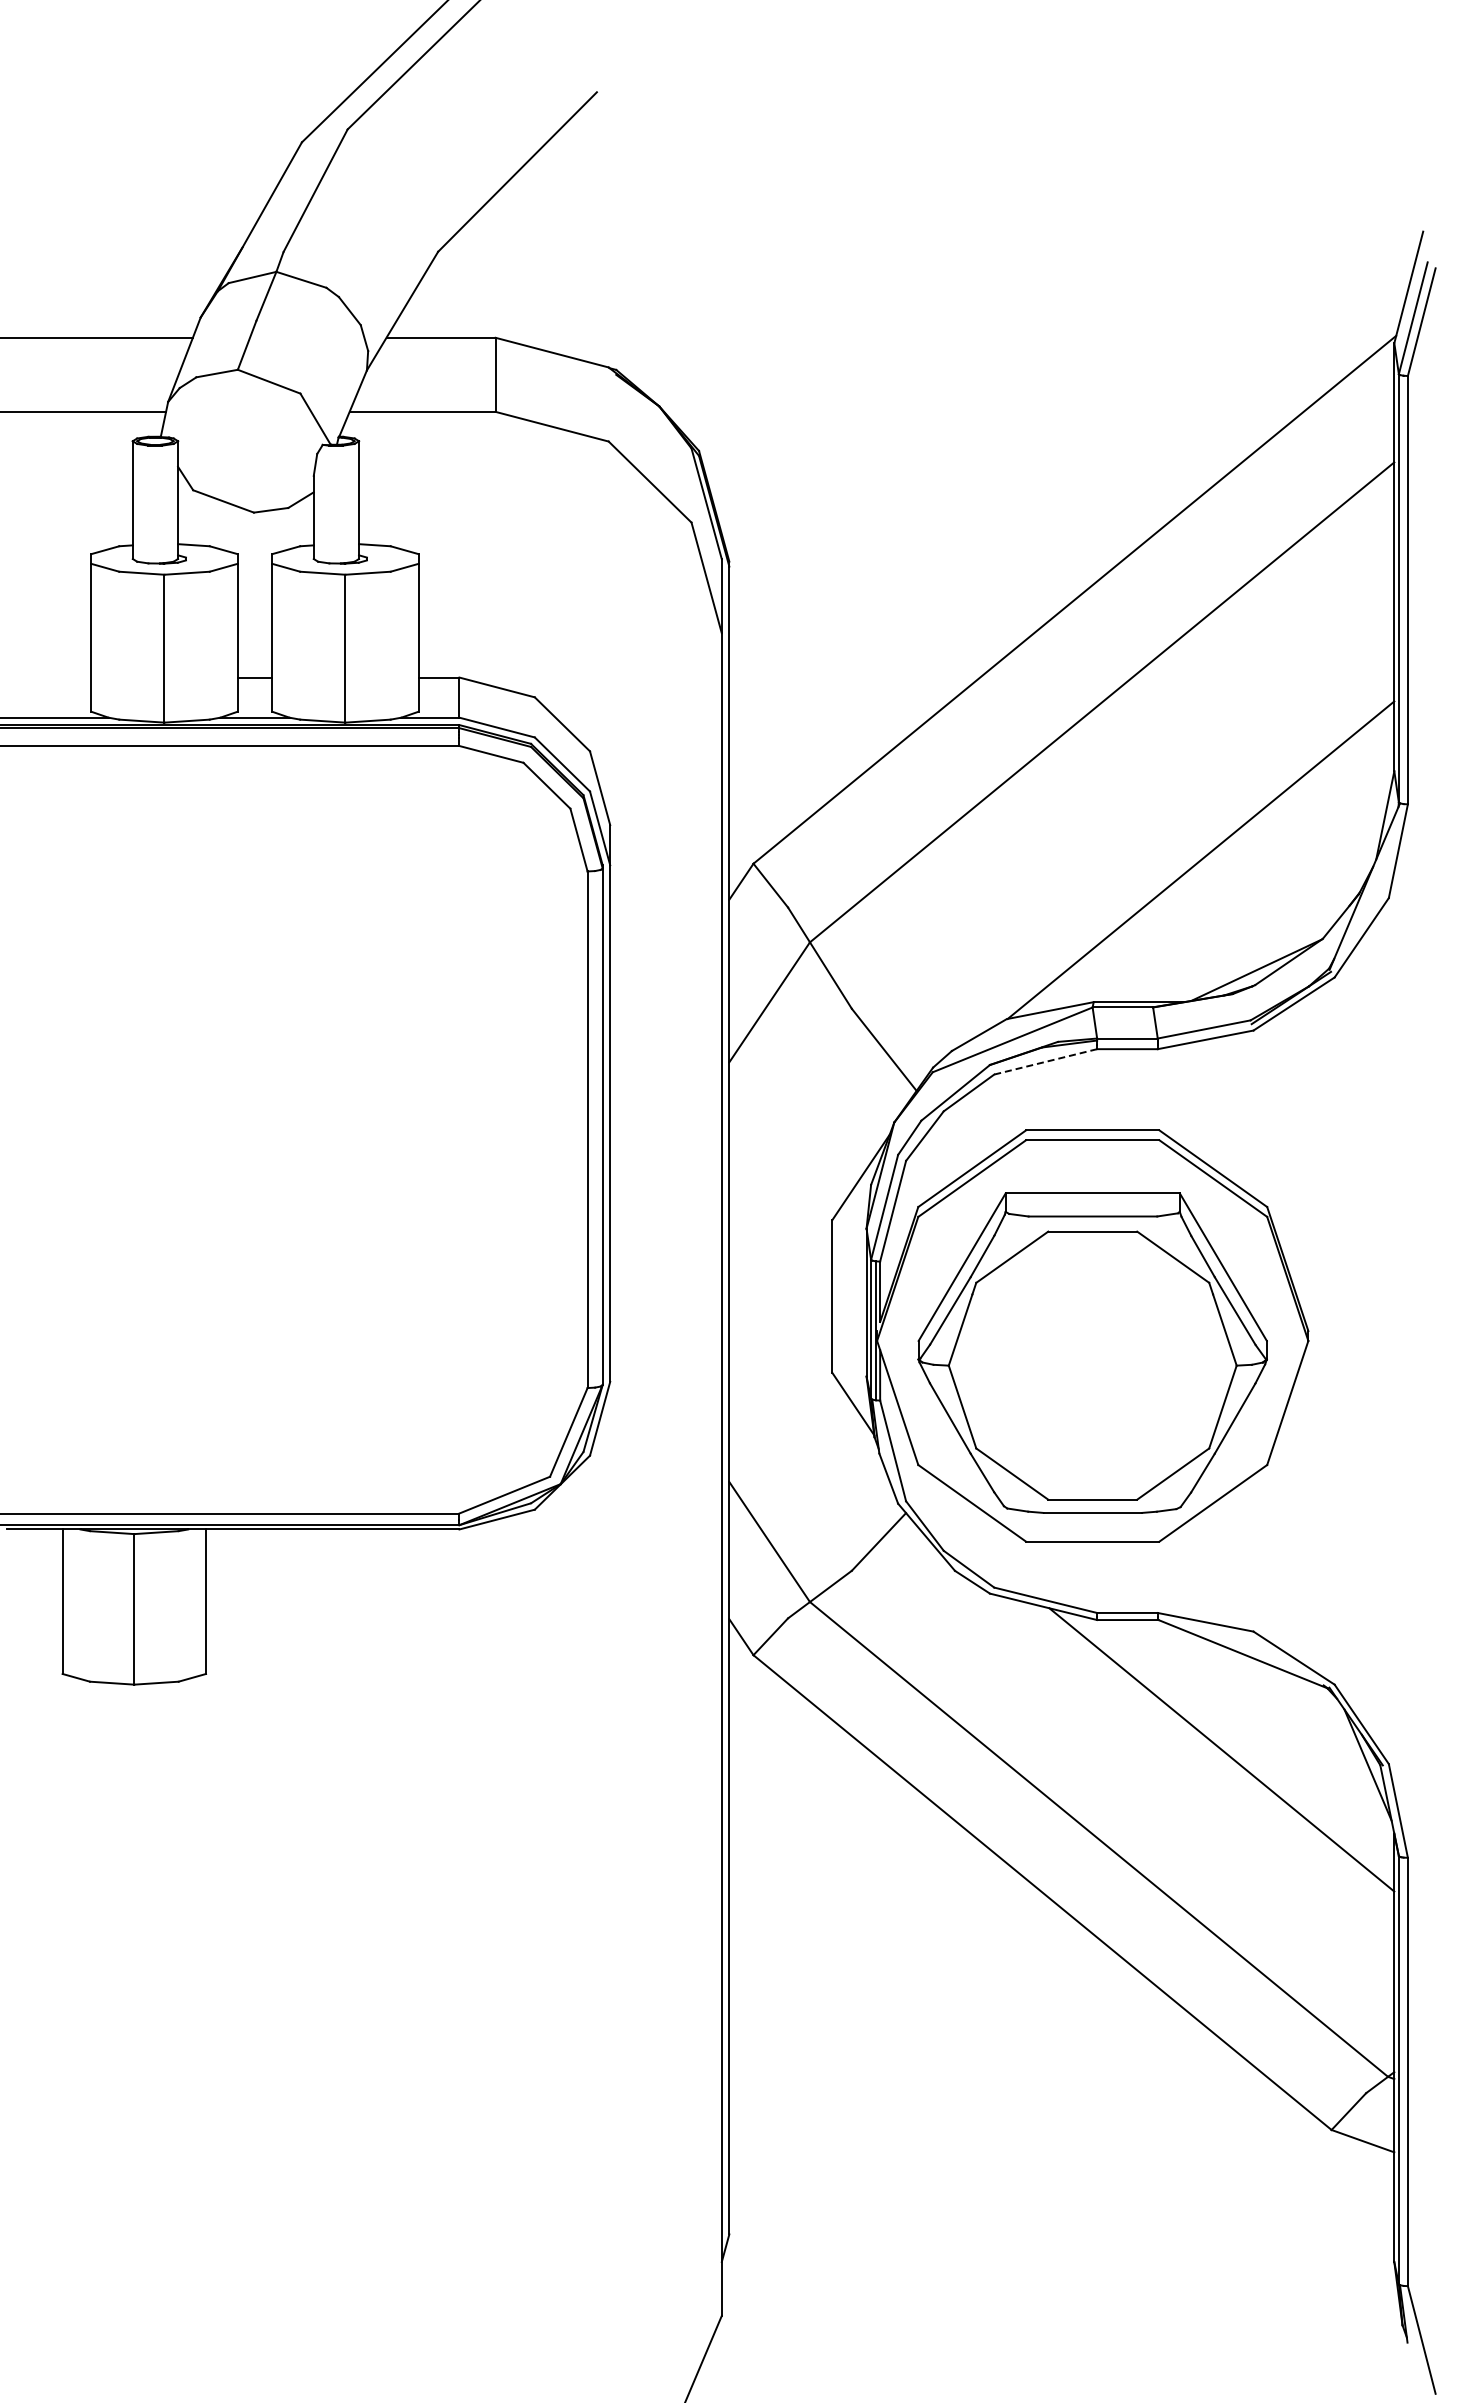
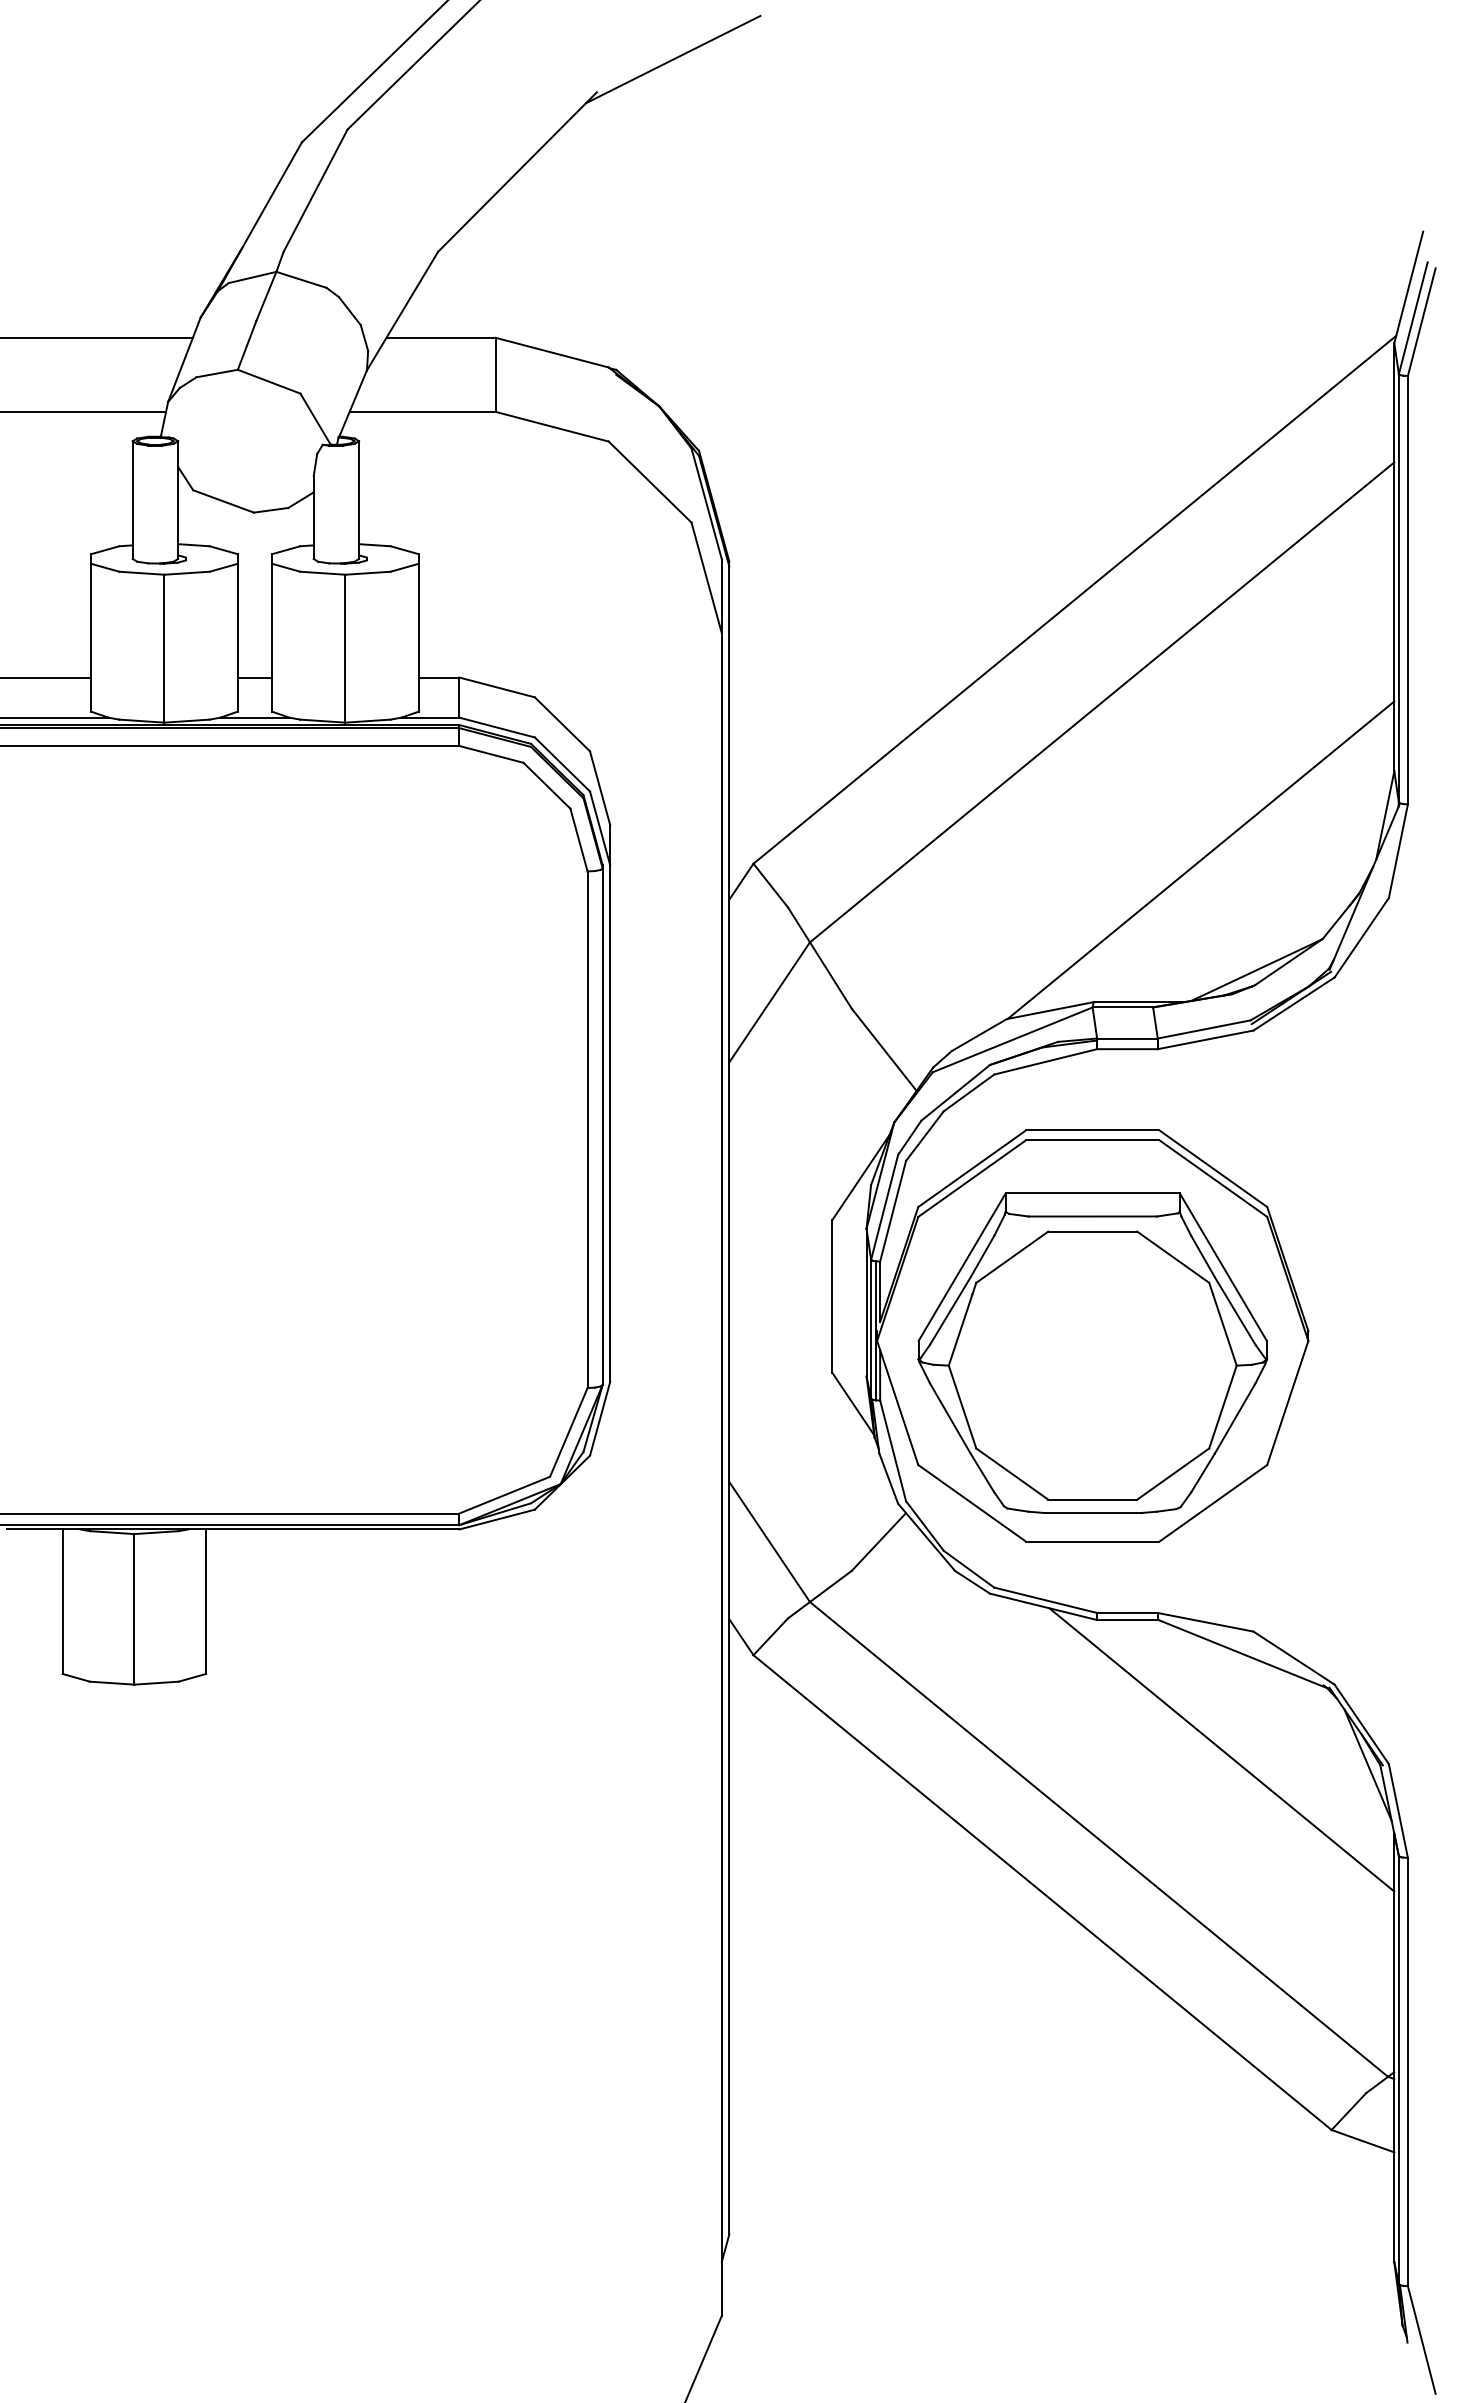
line: none -> present (672, 59)
line: none -> present (46, 677)
line: dashed -> solid (1045, 1061)
